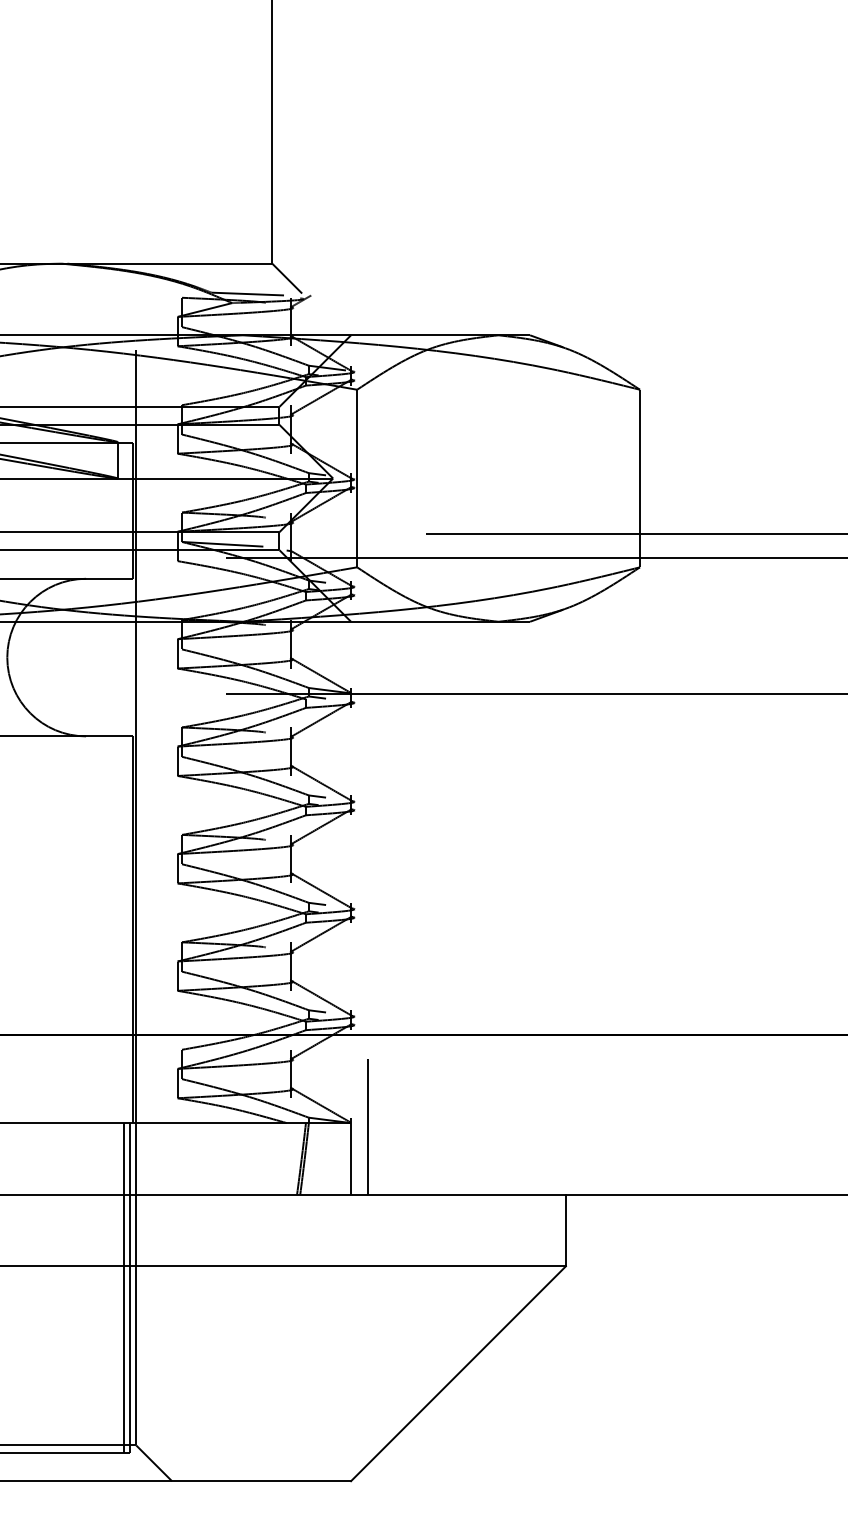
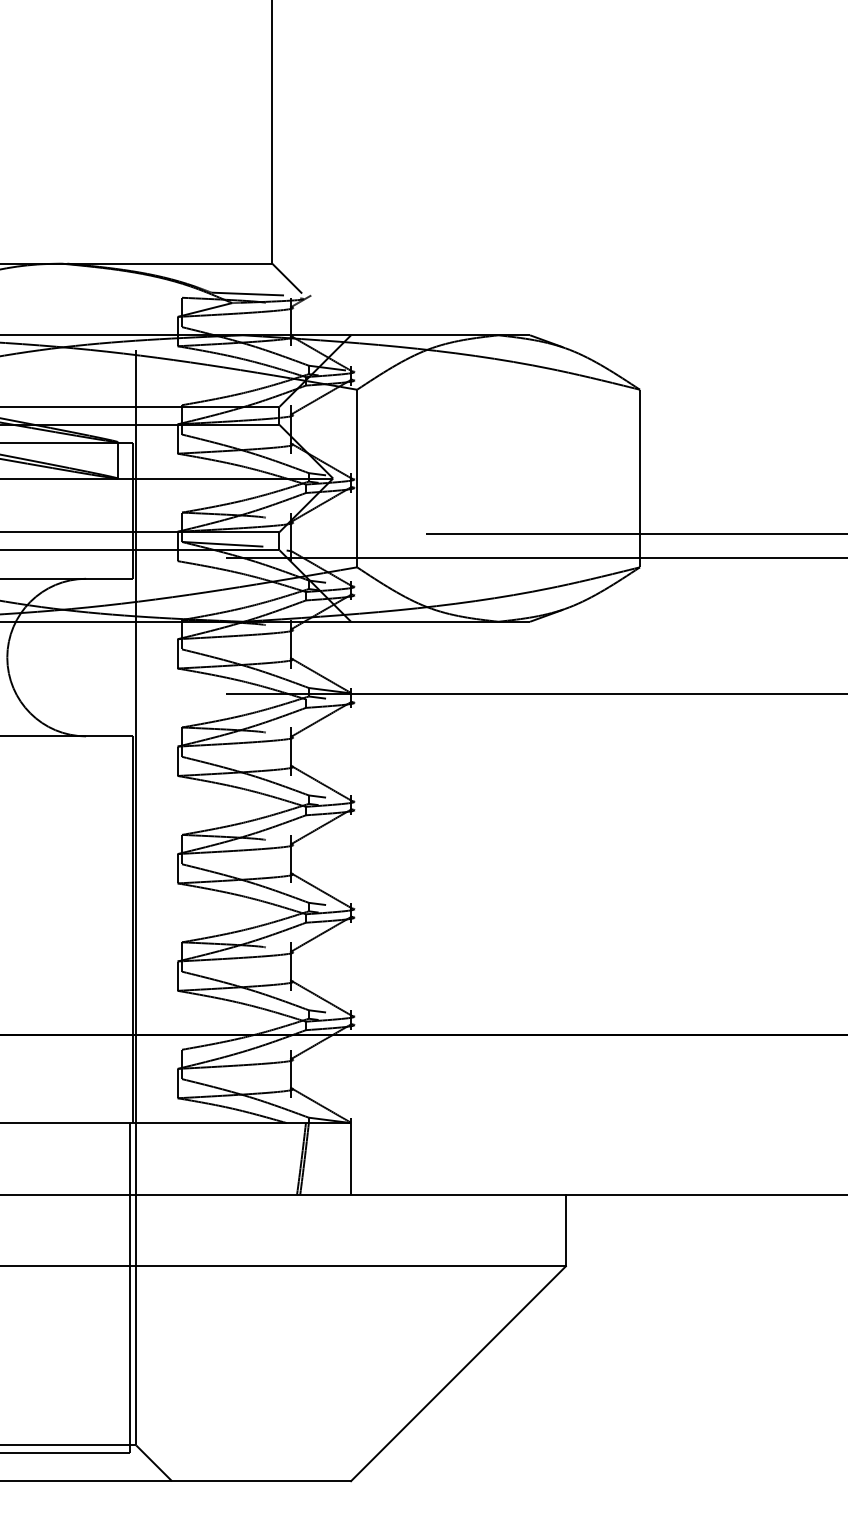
line: present -> none (368, 1126)
line: present -> none (124, 1287)
